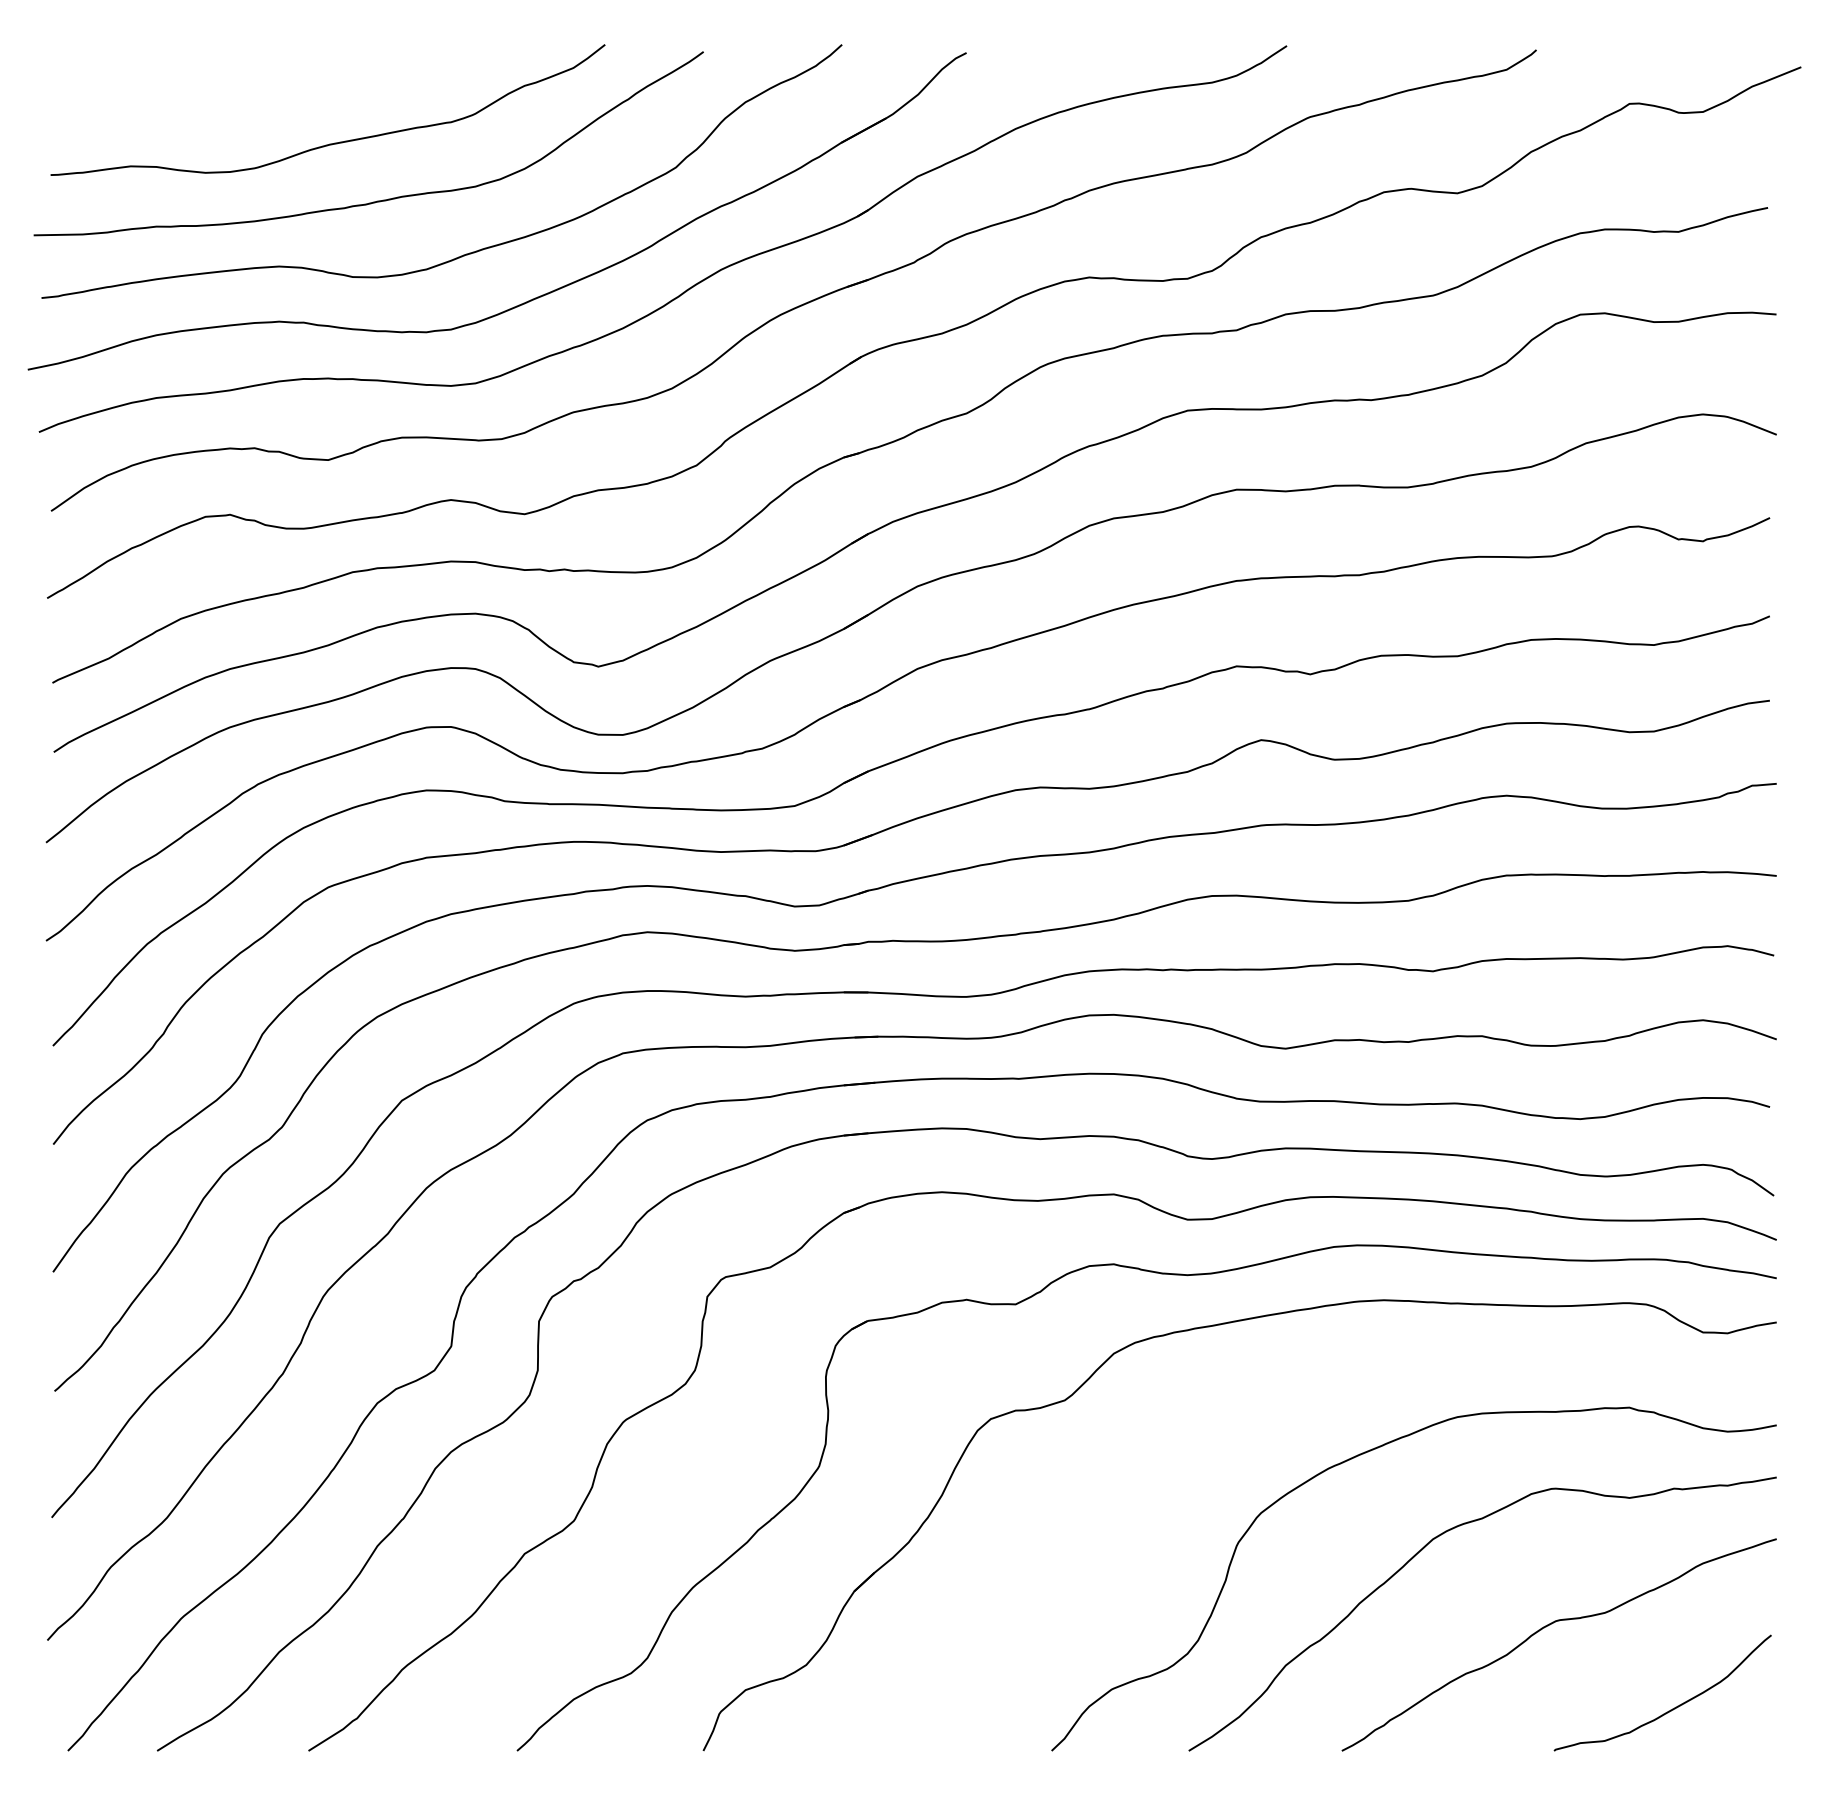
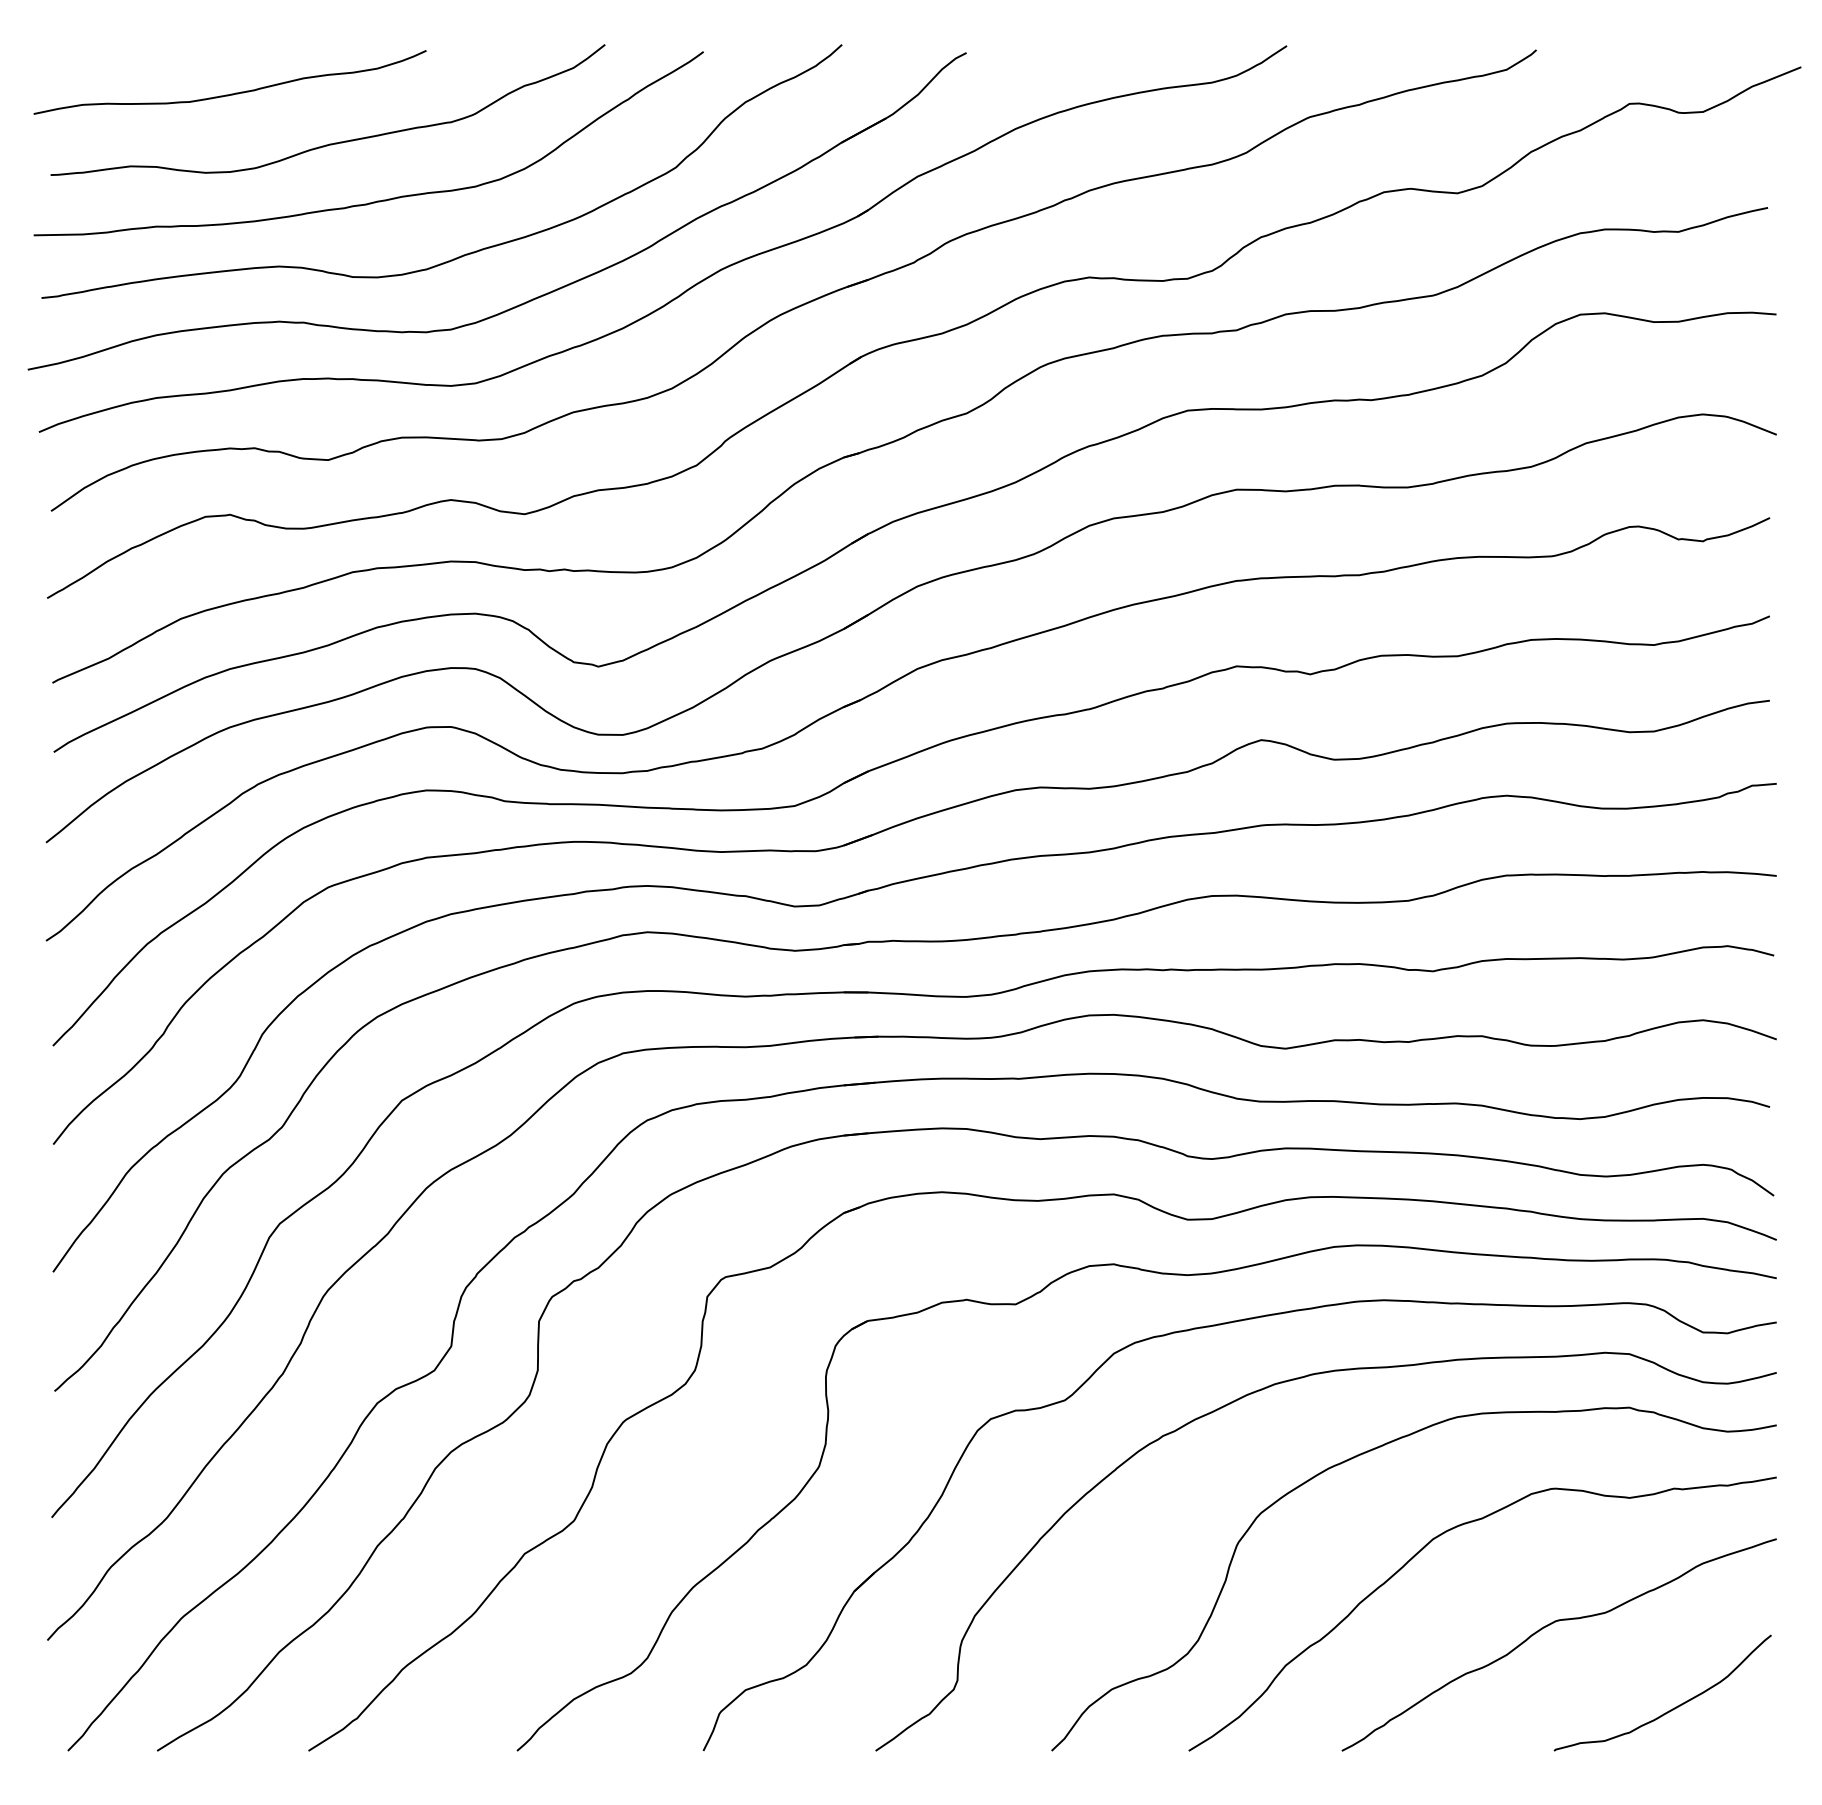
curve: none -> present (231, 93)
curve: none -> present (1262, 1390)
